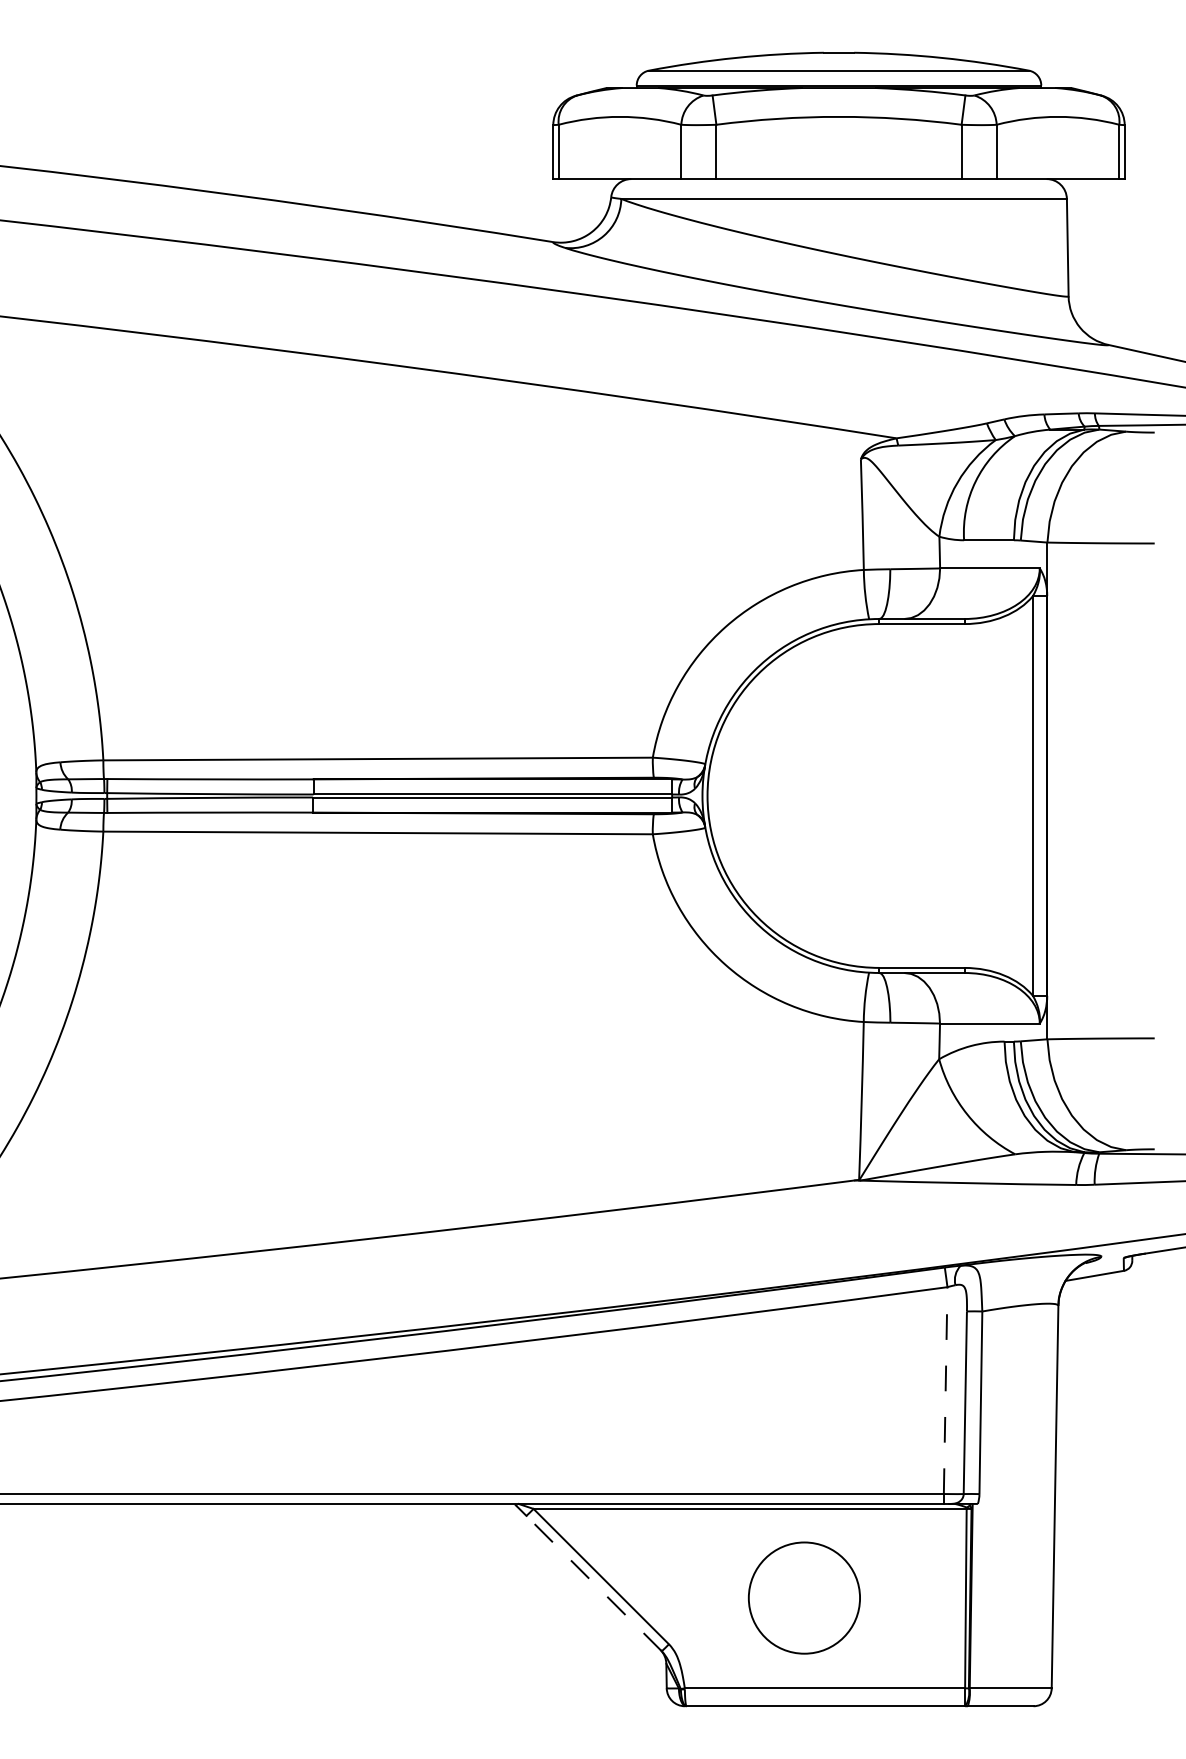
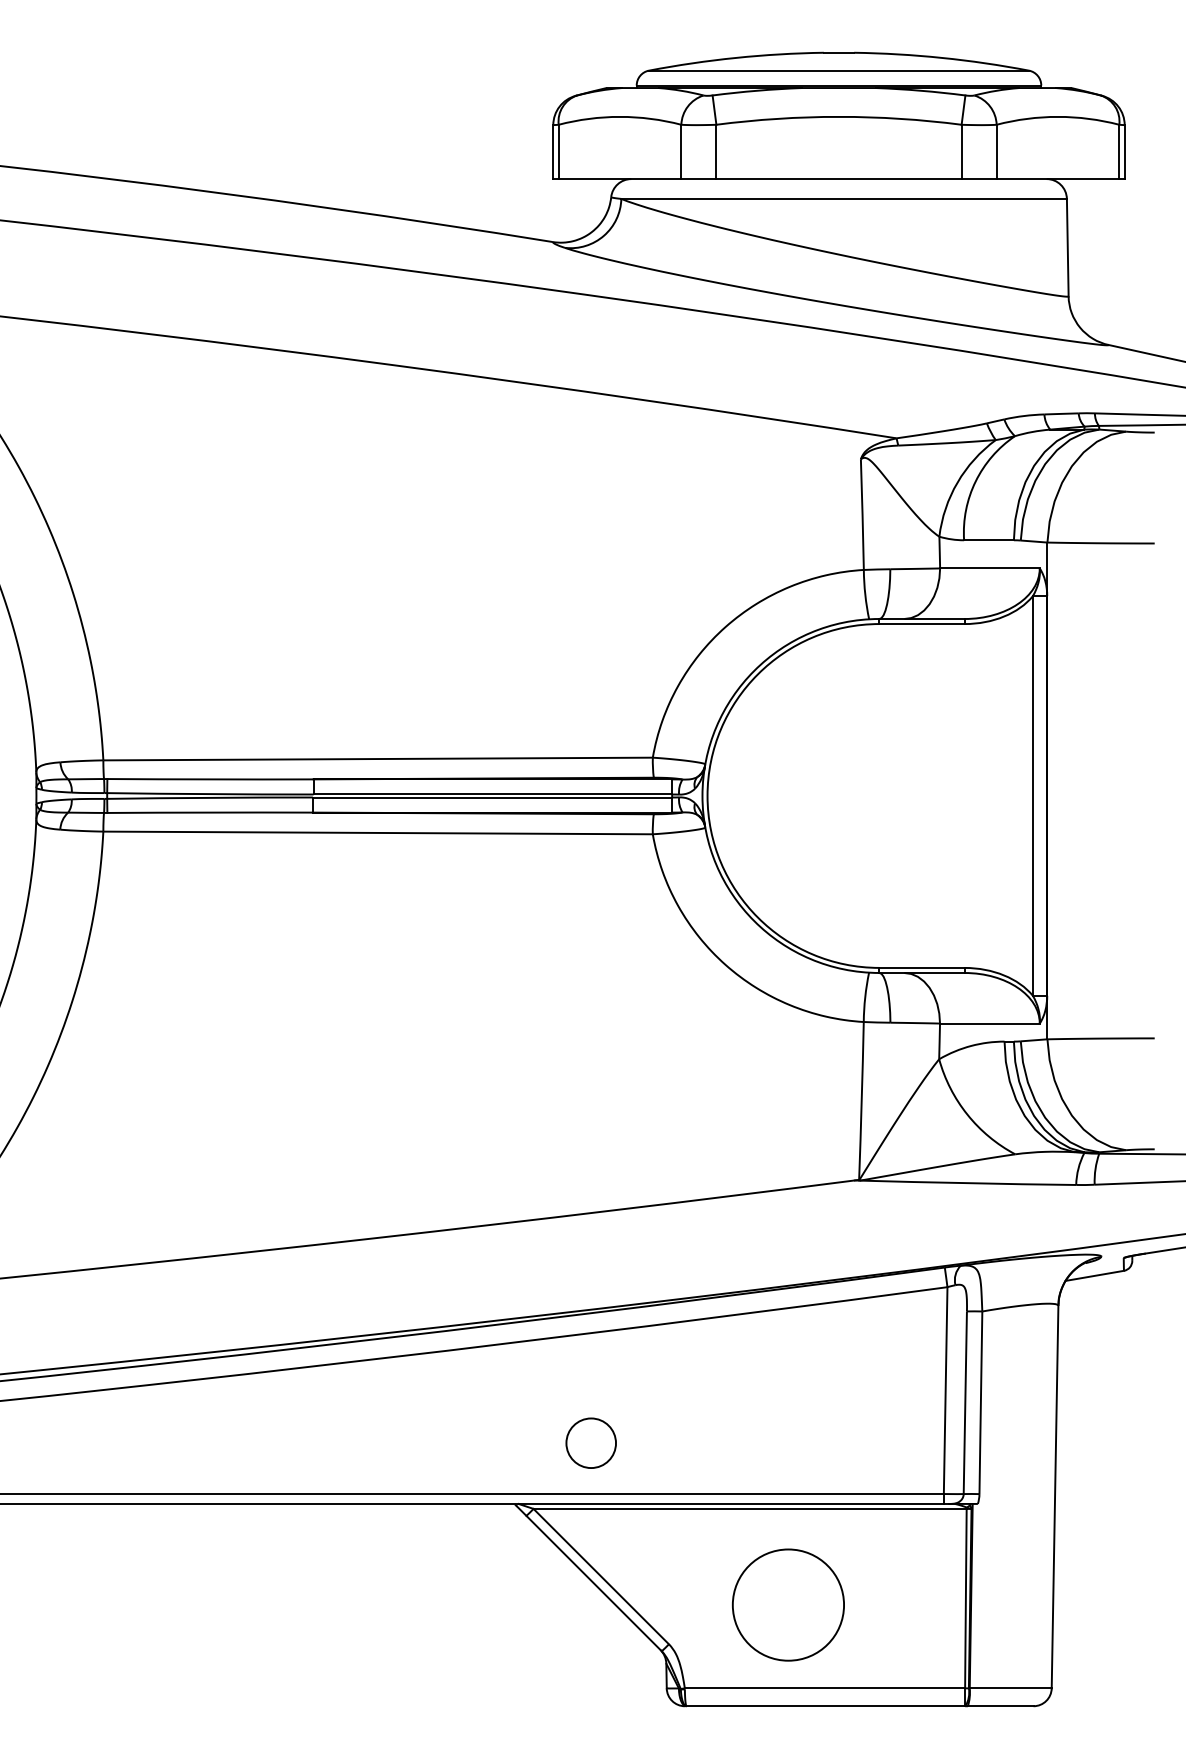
line: dashed -> solid (945, 1390)
circle: none -> present (590, 1442)
line: dashed -> solid (594, 1583)
circle position: (803, 1597) -> (787, 1604) (787, 1604)
